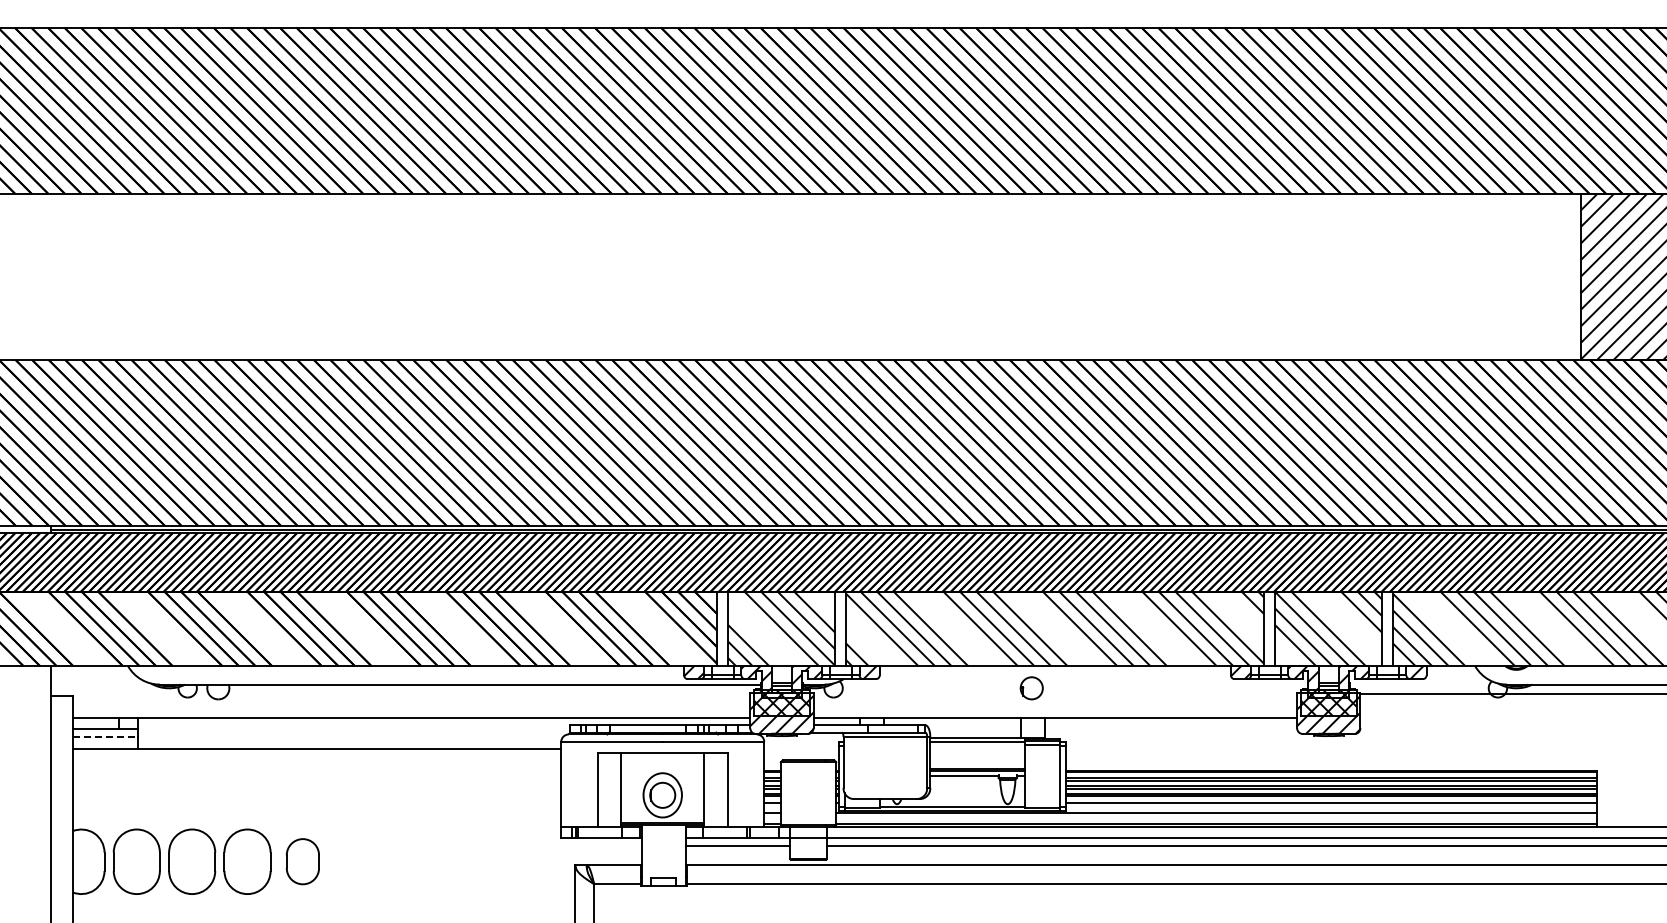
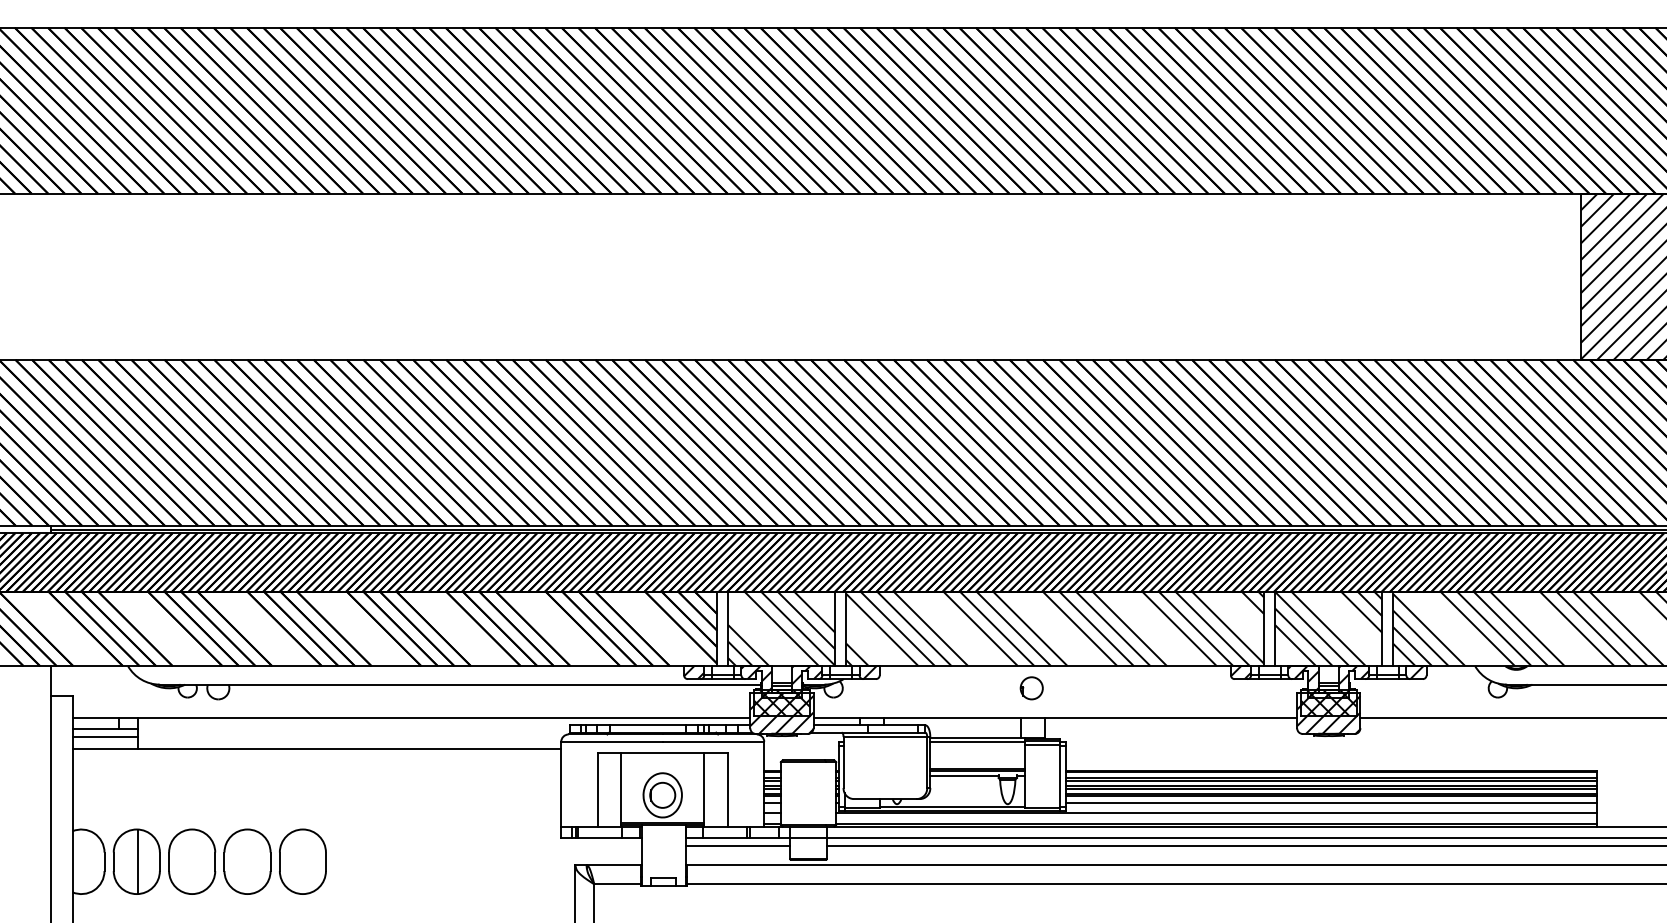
line position: (1511, 693) -> (1511, 717) (1511, 717)
line: dashed -> solid (105, 736)
line: none -> present (137, 861)
part size: 35x48 px -> 48x67 px (302, 861)
